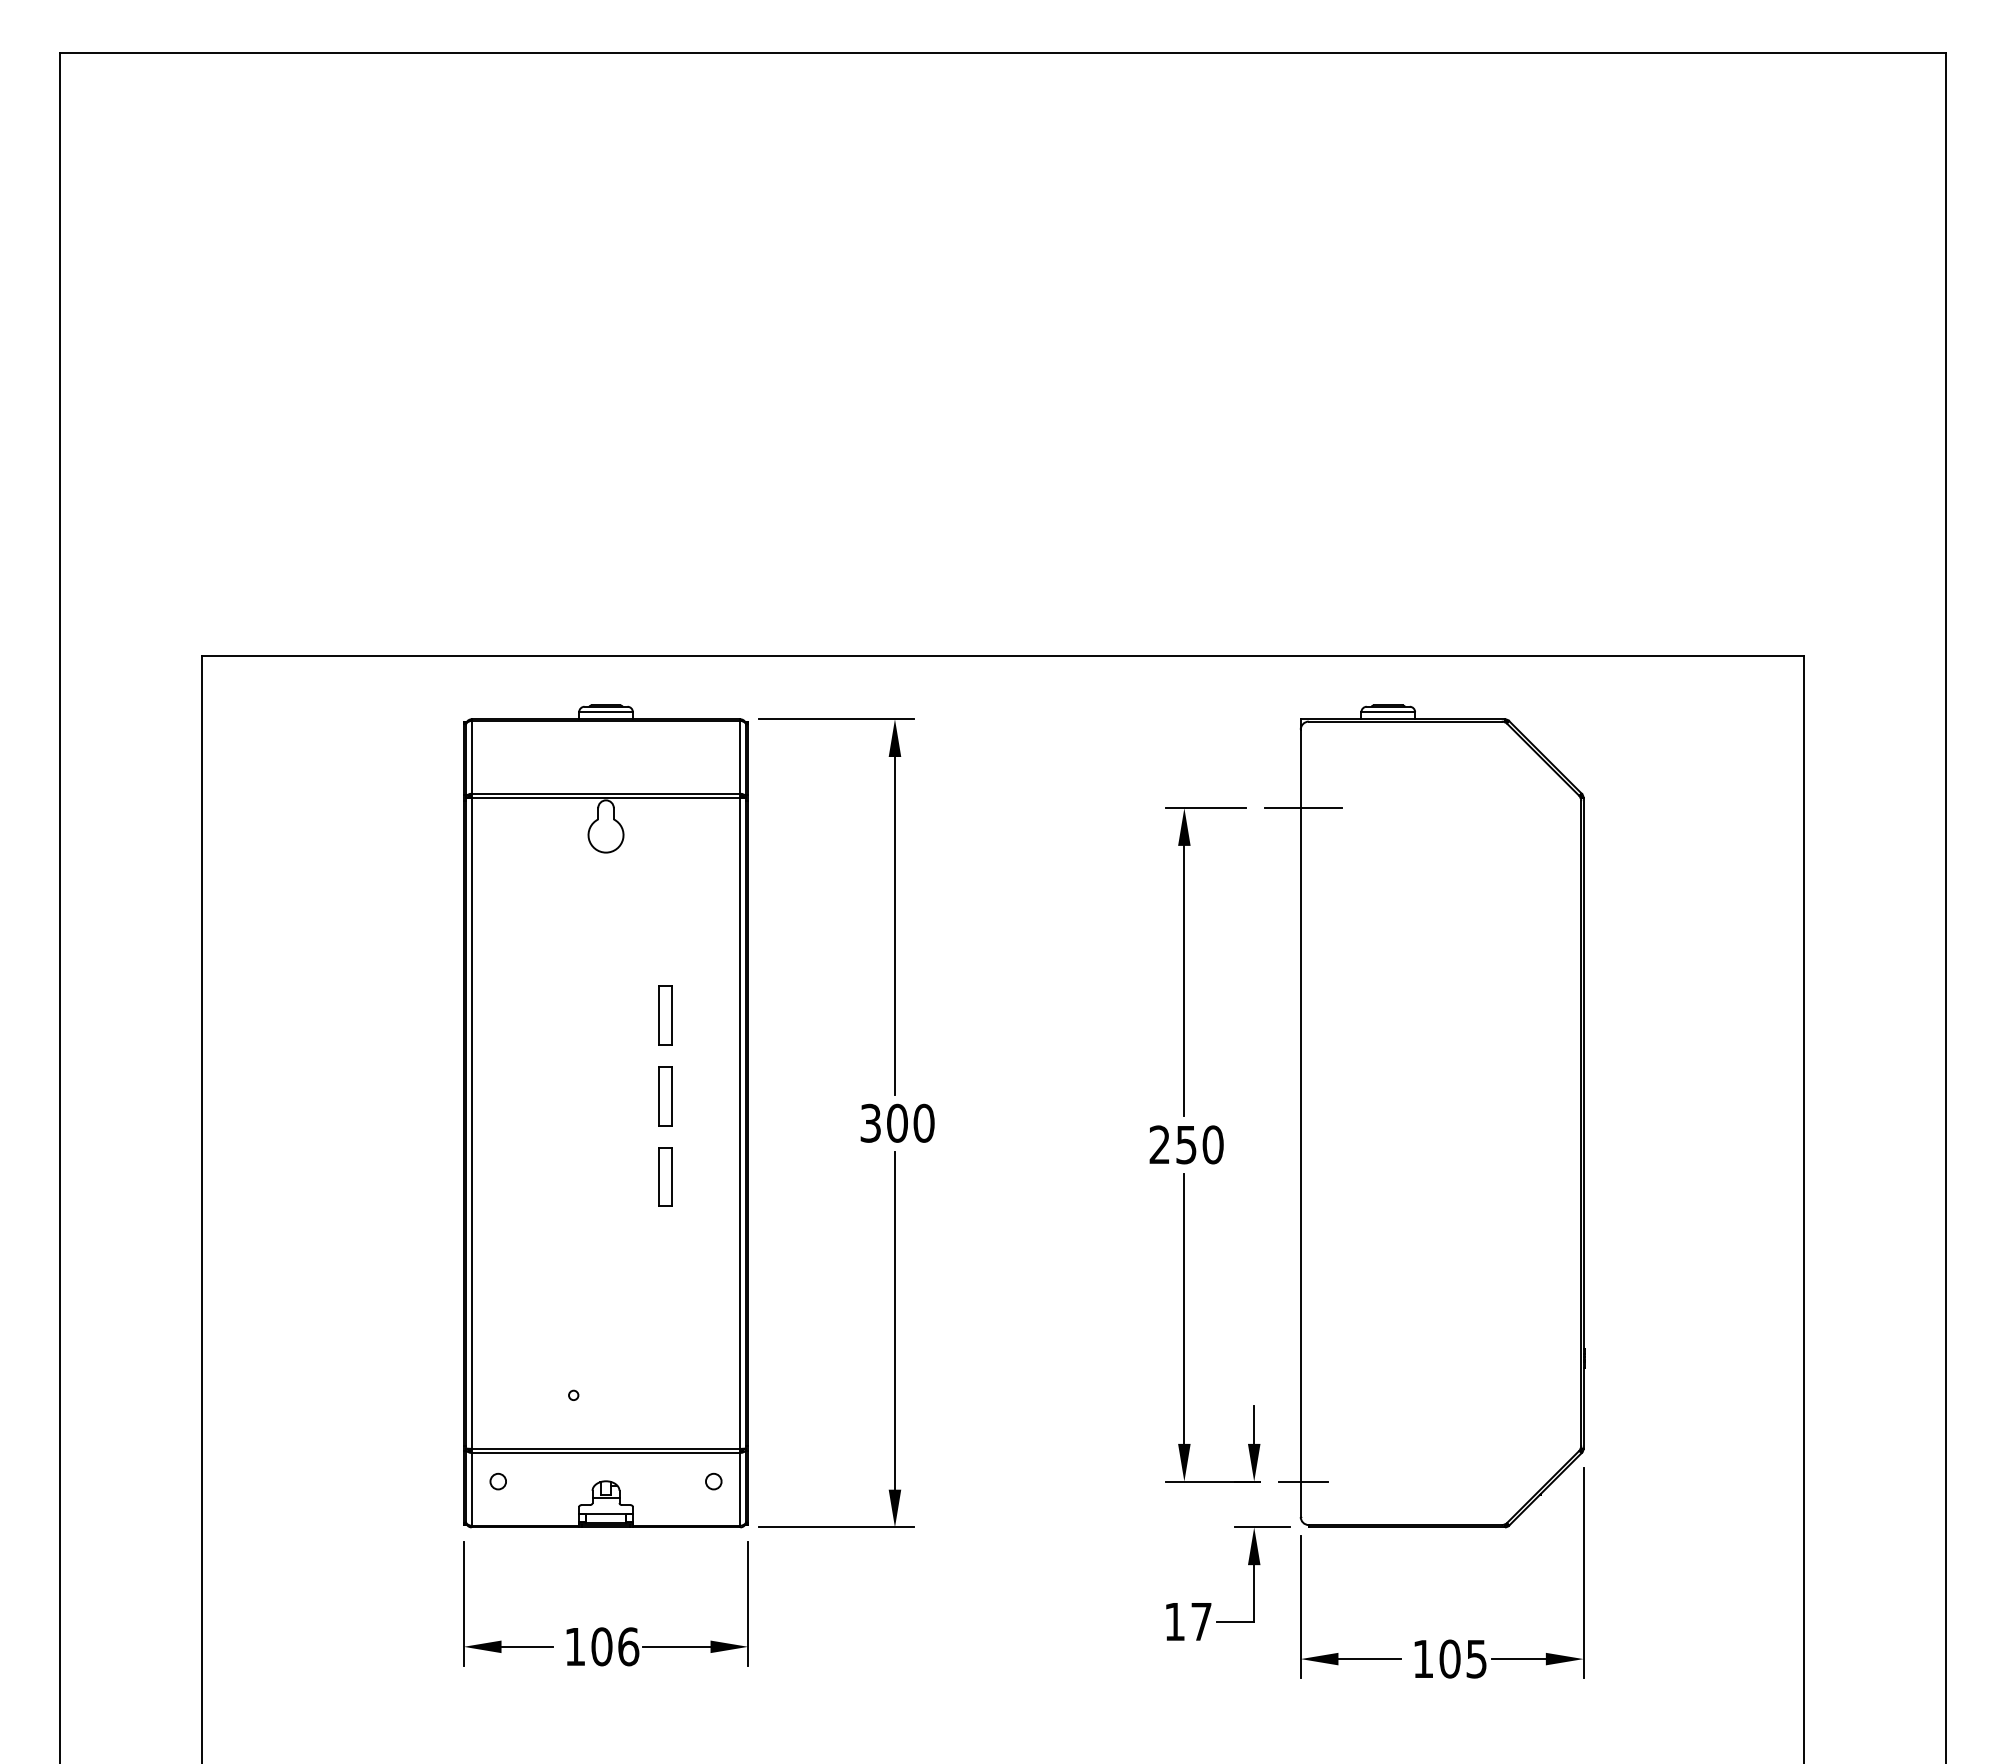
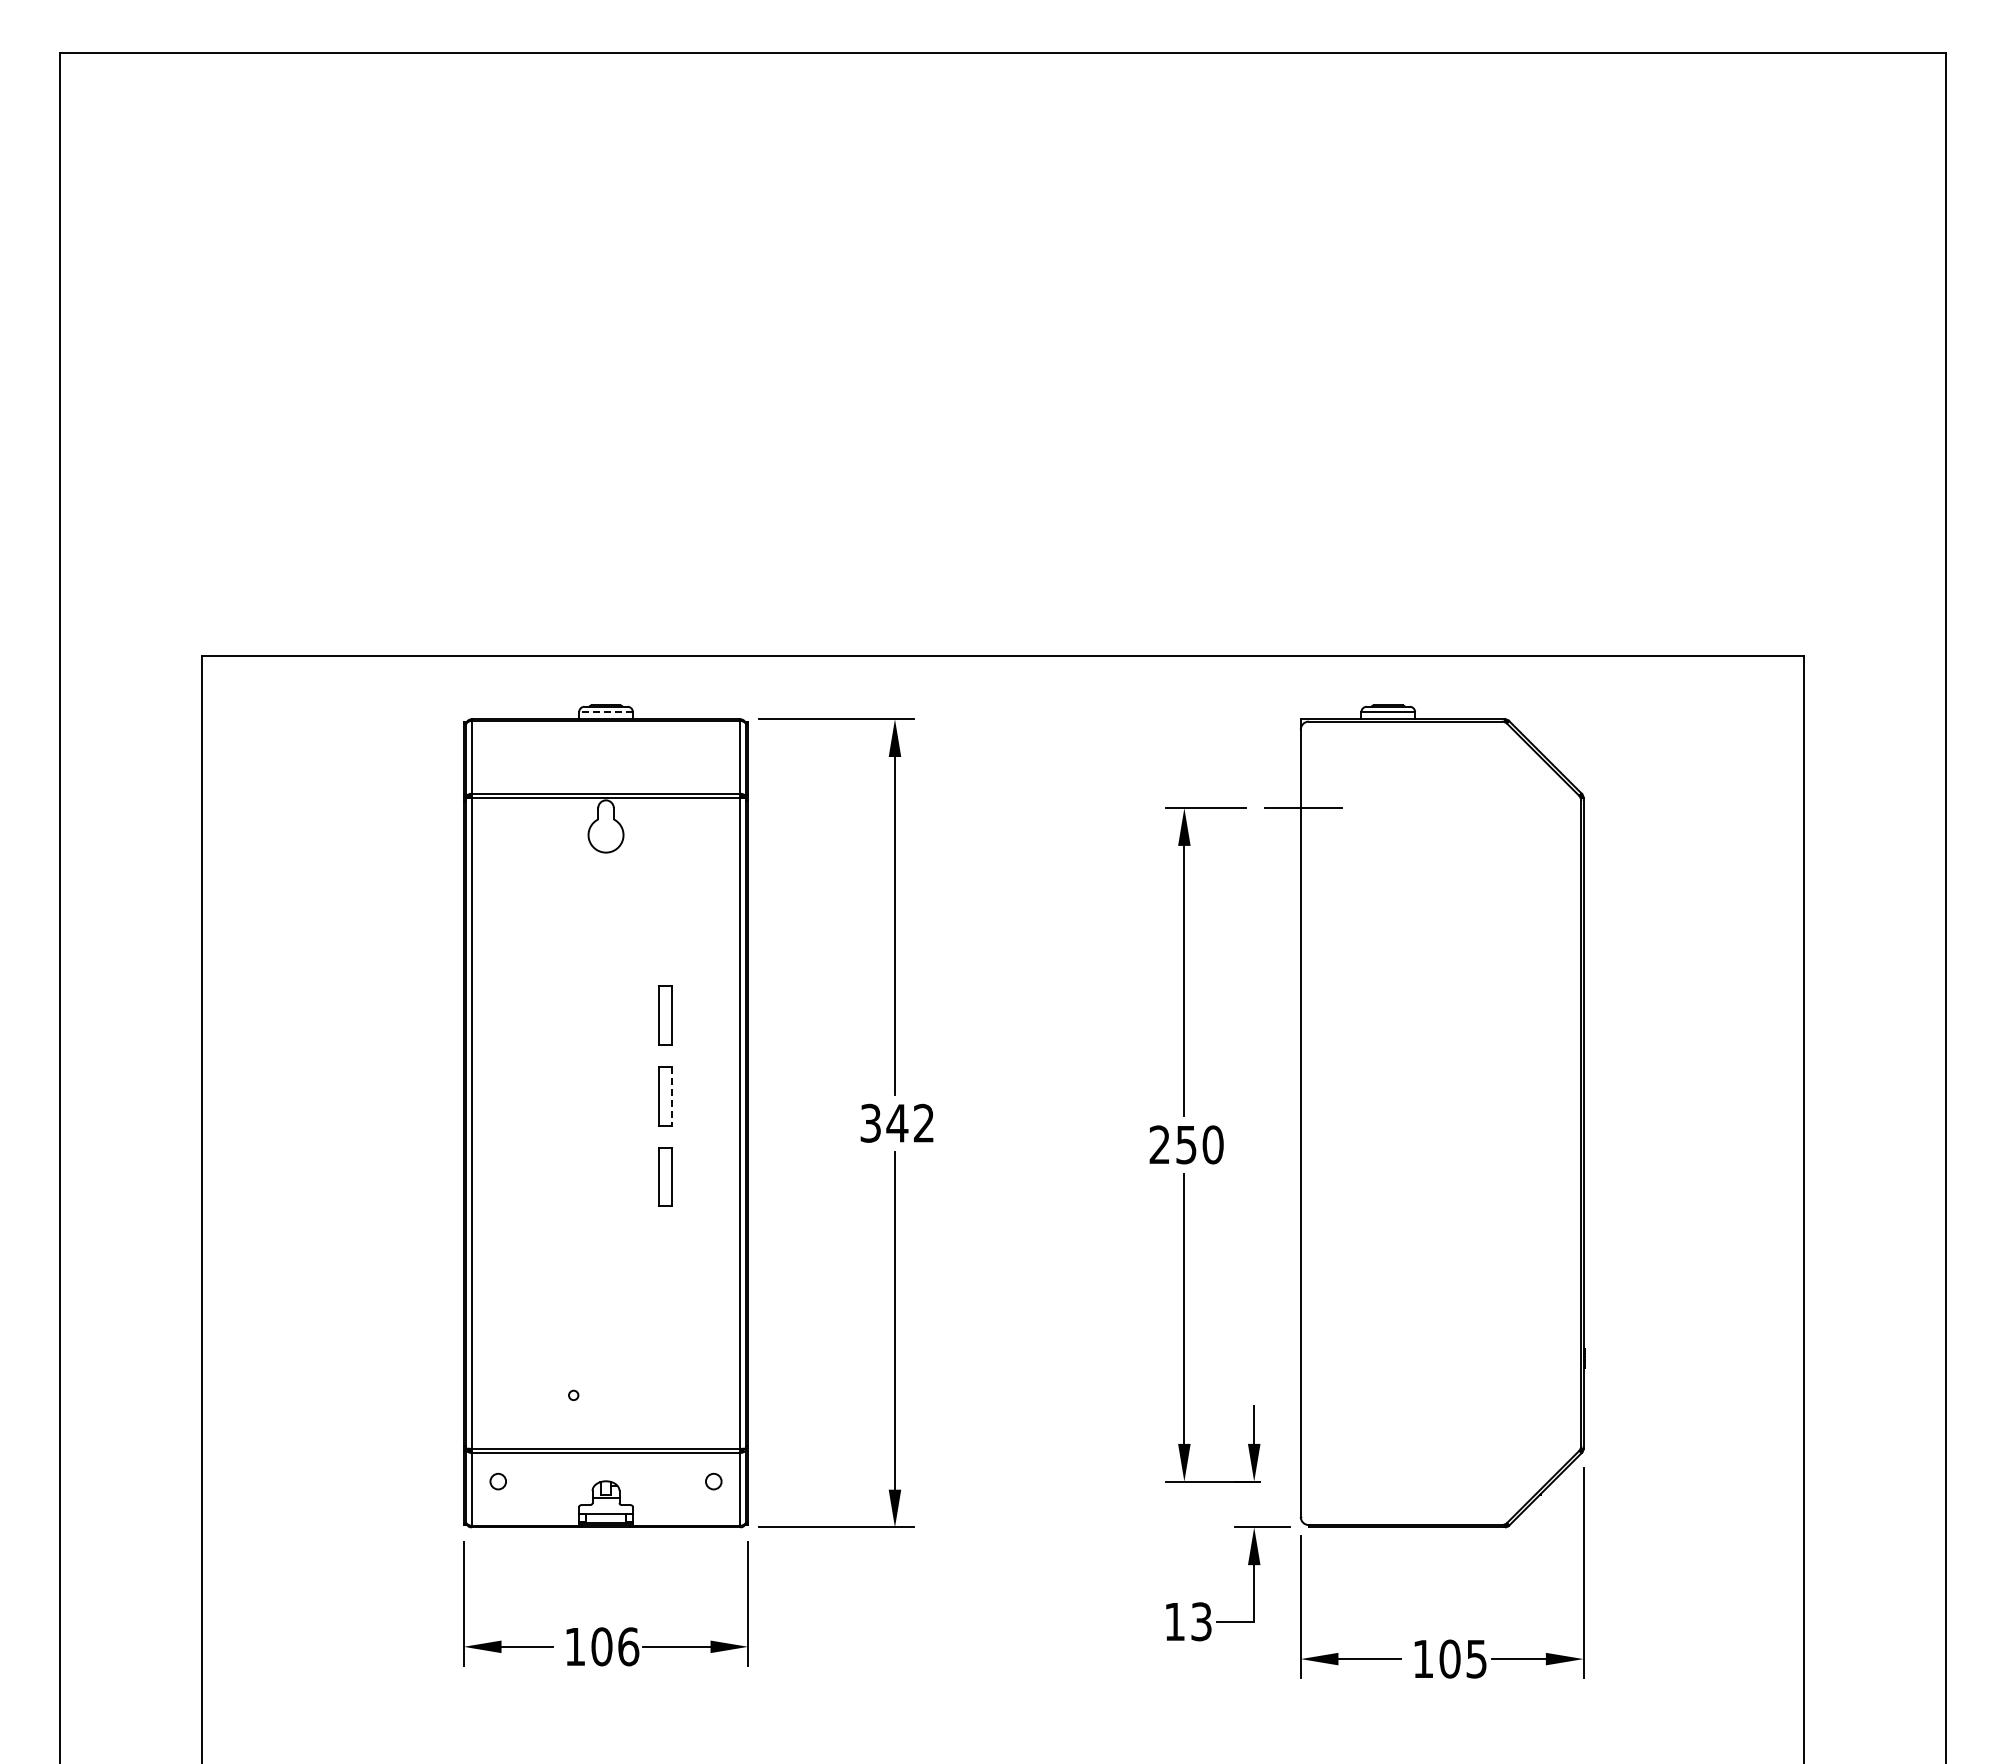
line: solid -> dashed (606, 712)
line: solid -> dashed (672, 1096)
text: 300 -> 342 (910, 1122)
line: present -> none (1302, 1481)
text: 17 -> 13 (1201, 1621)
